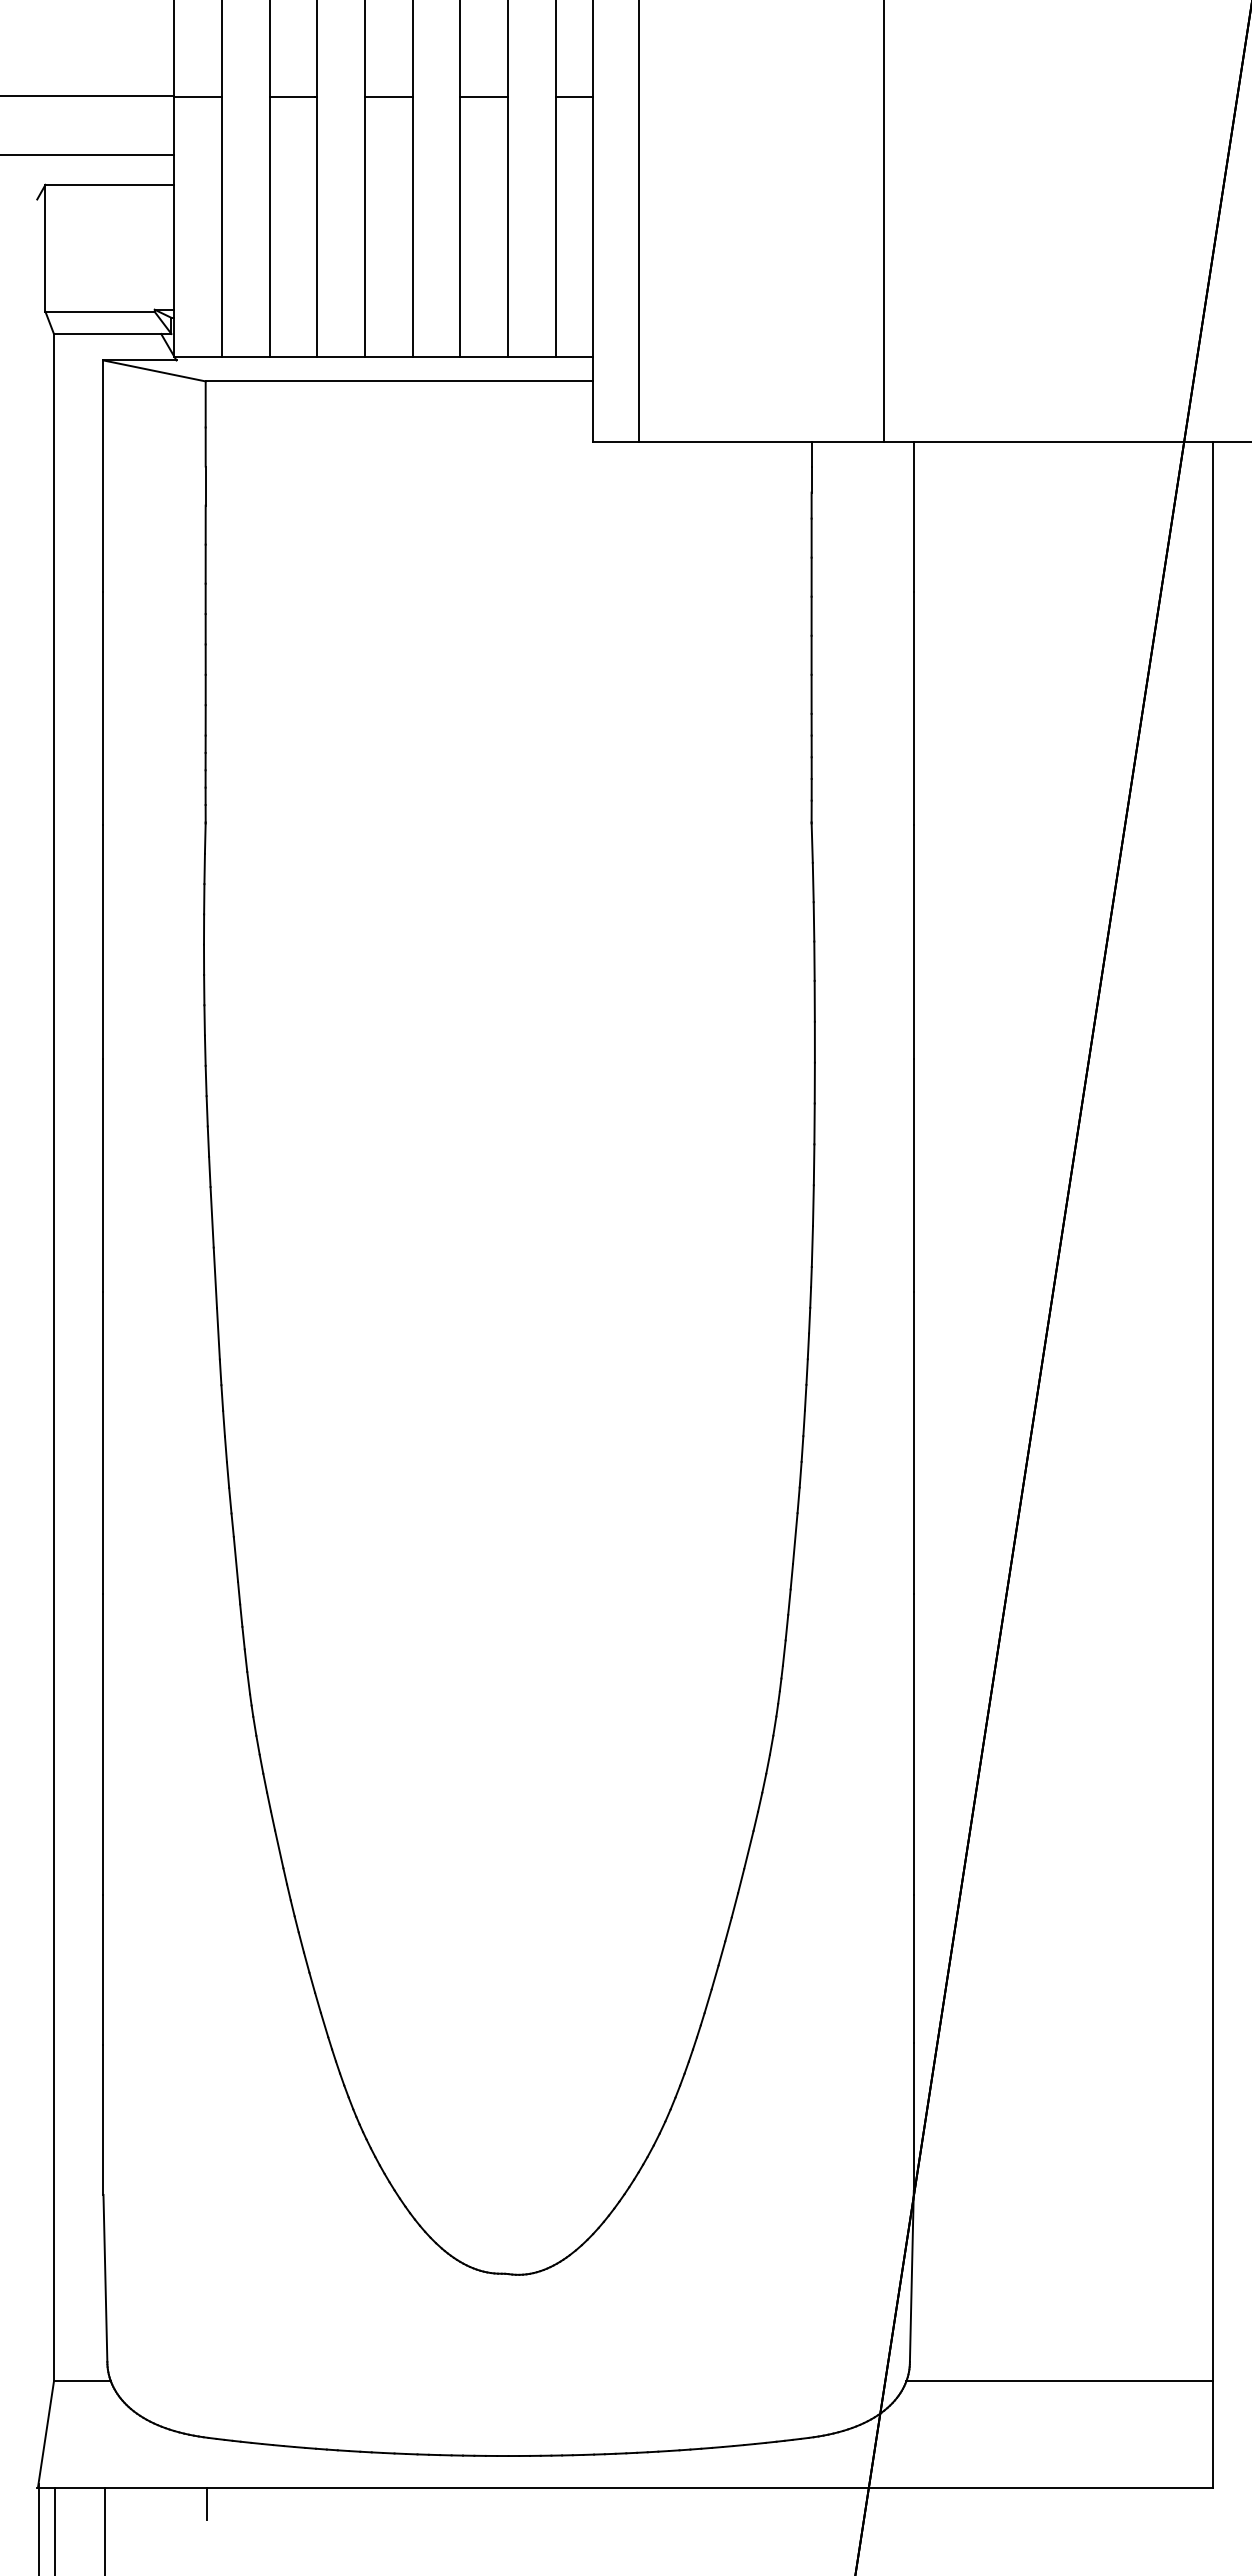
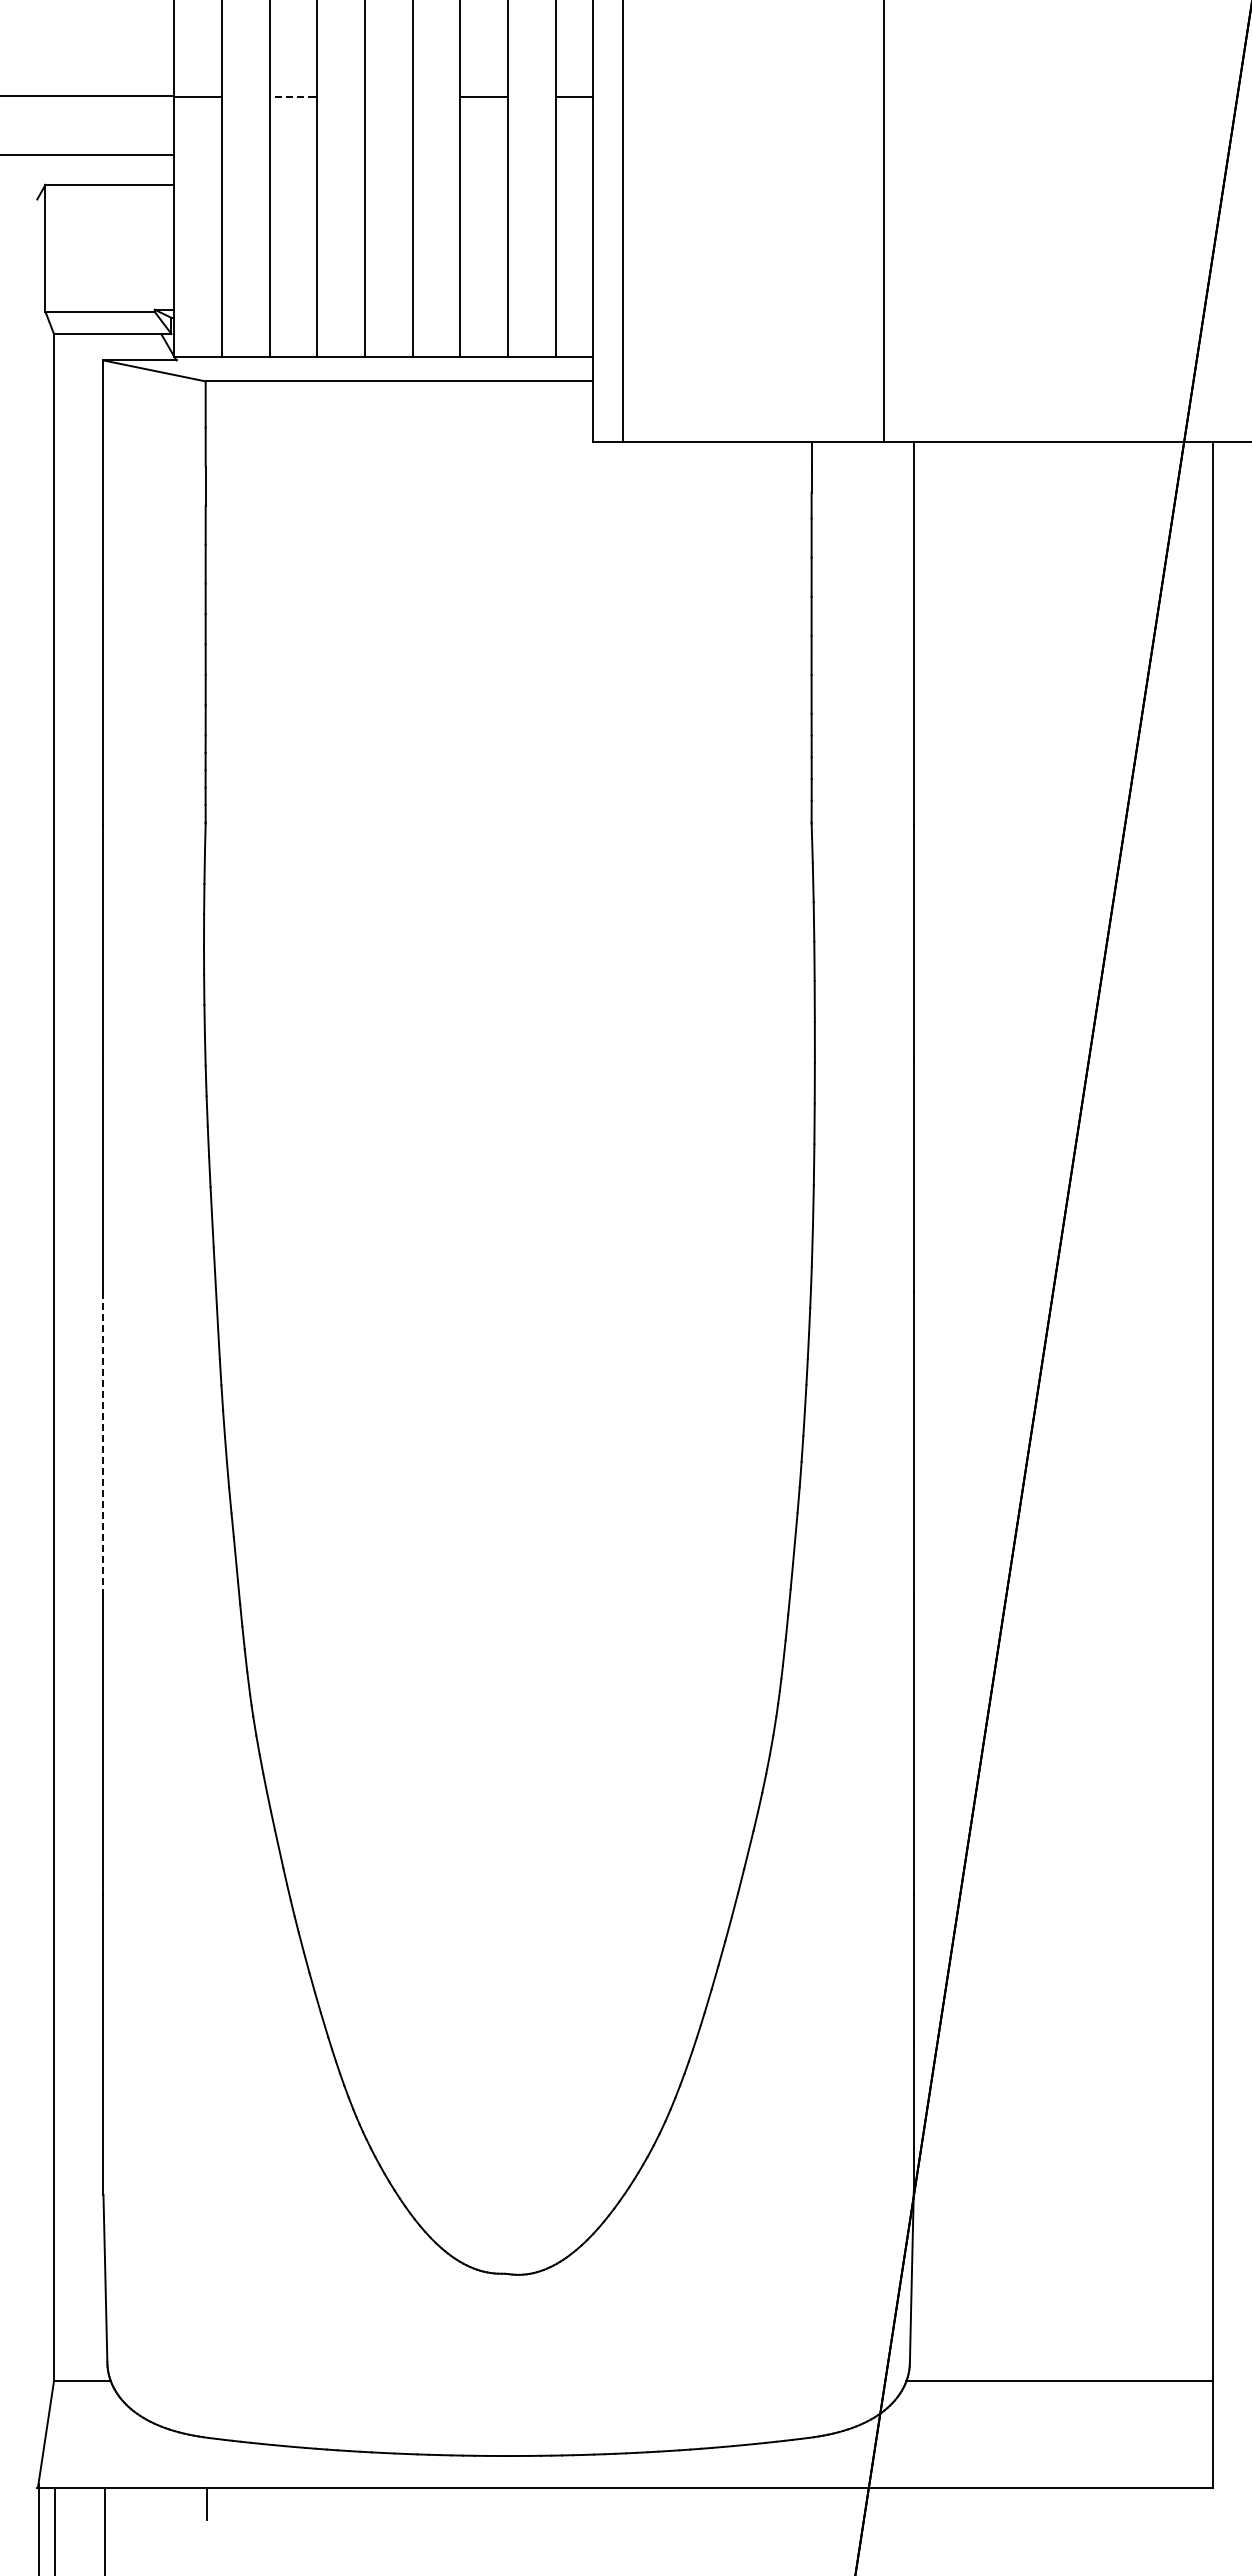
line: solid -> dashed (292, 96)
line: present -> none (388, 96)
line position: (638, 222) -> (622, 222) (622, 222)
line: solid -> dashed (103, 1442)
